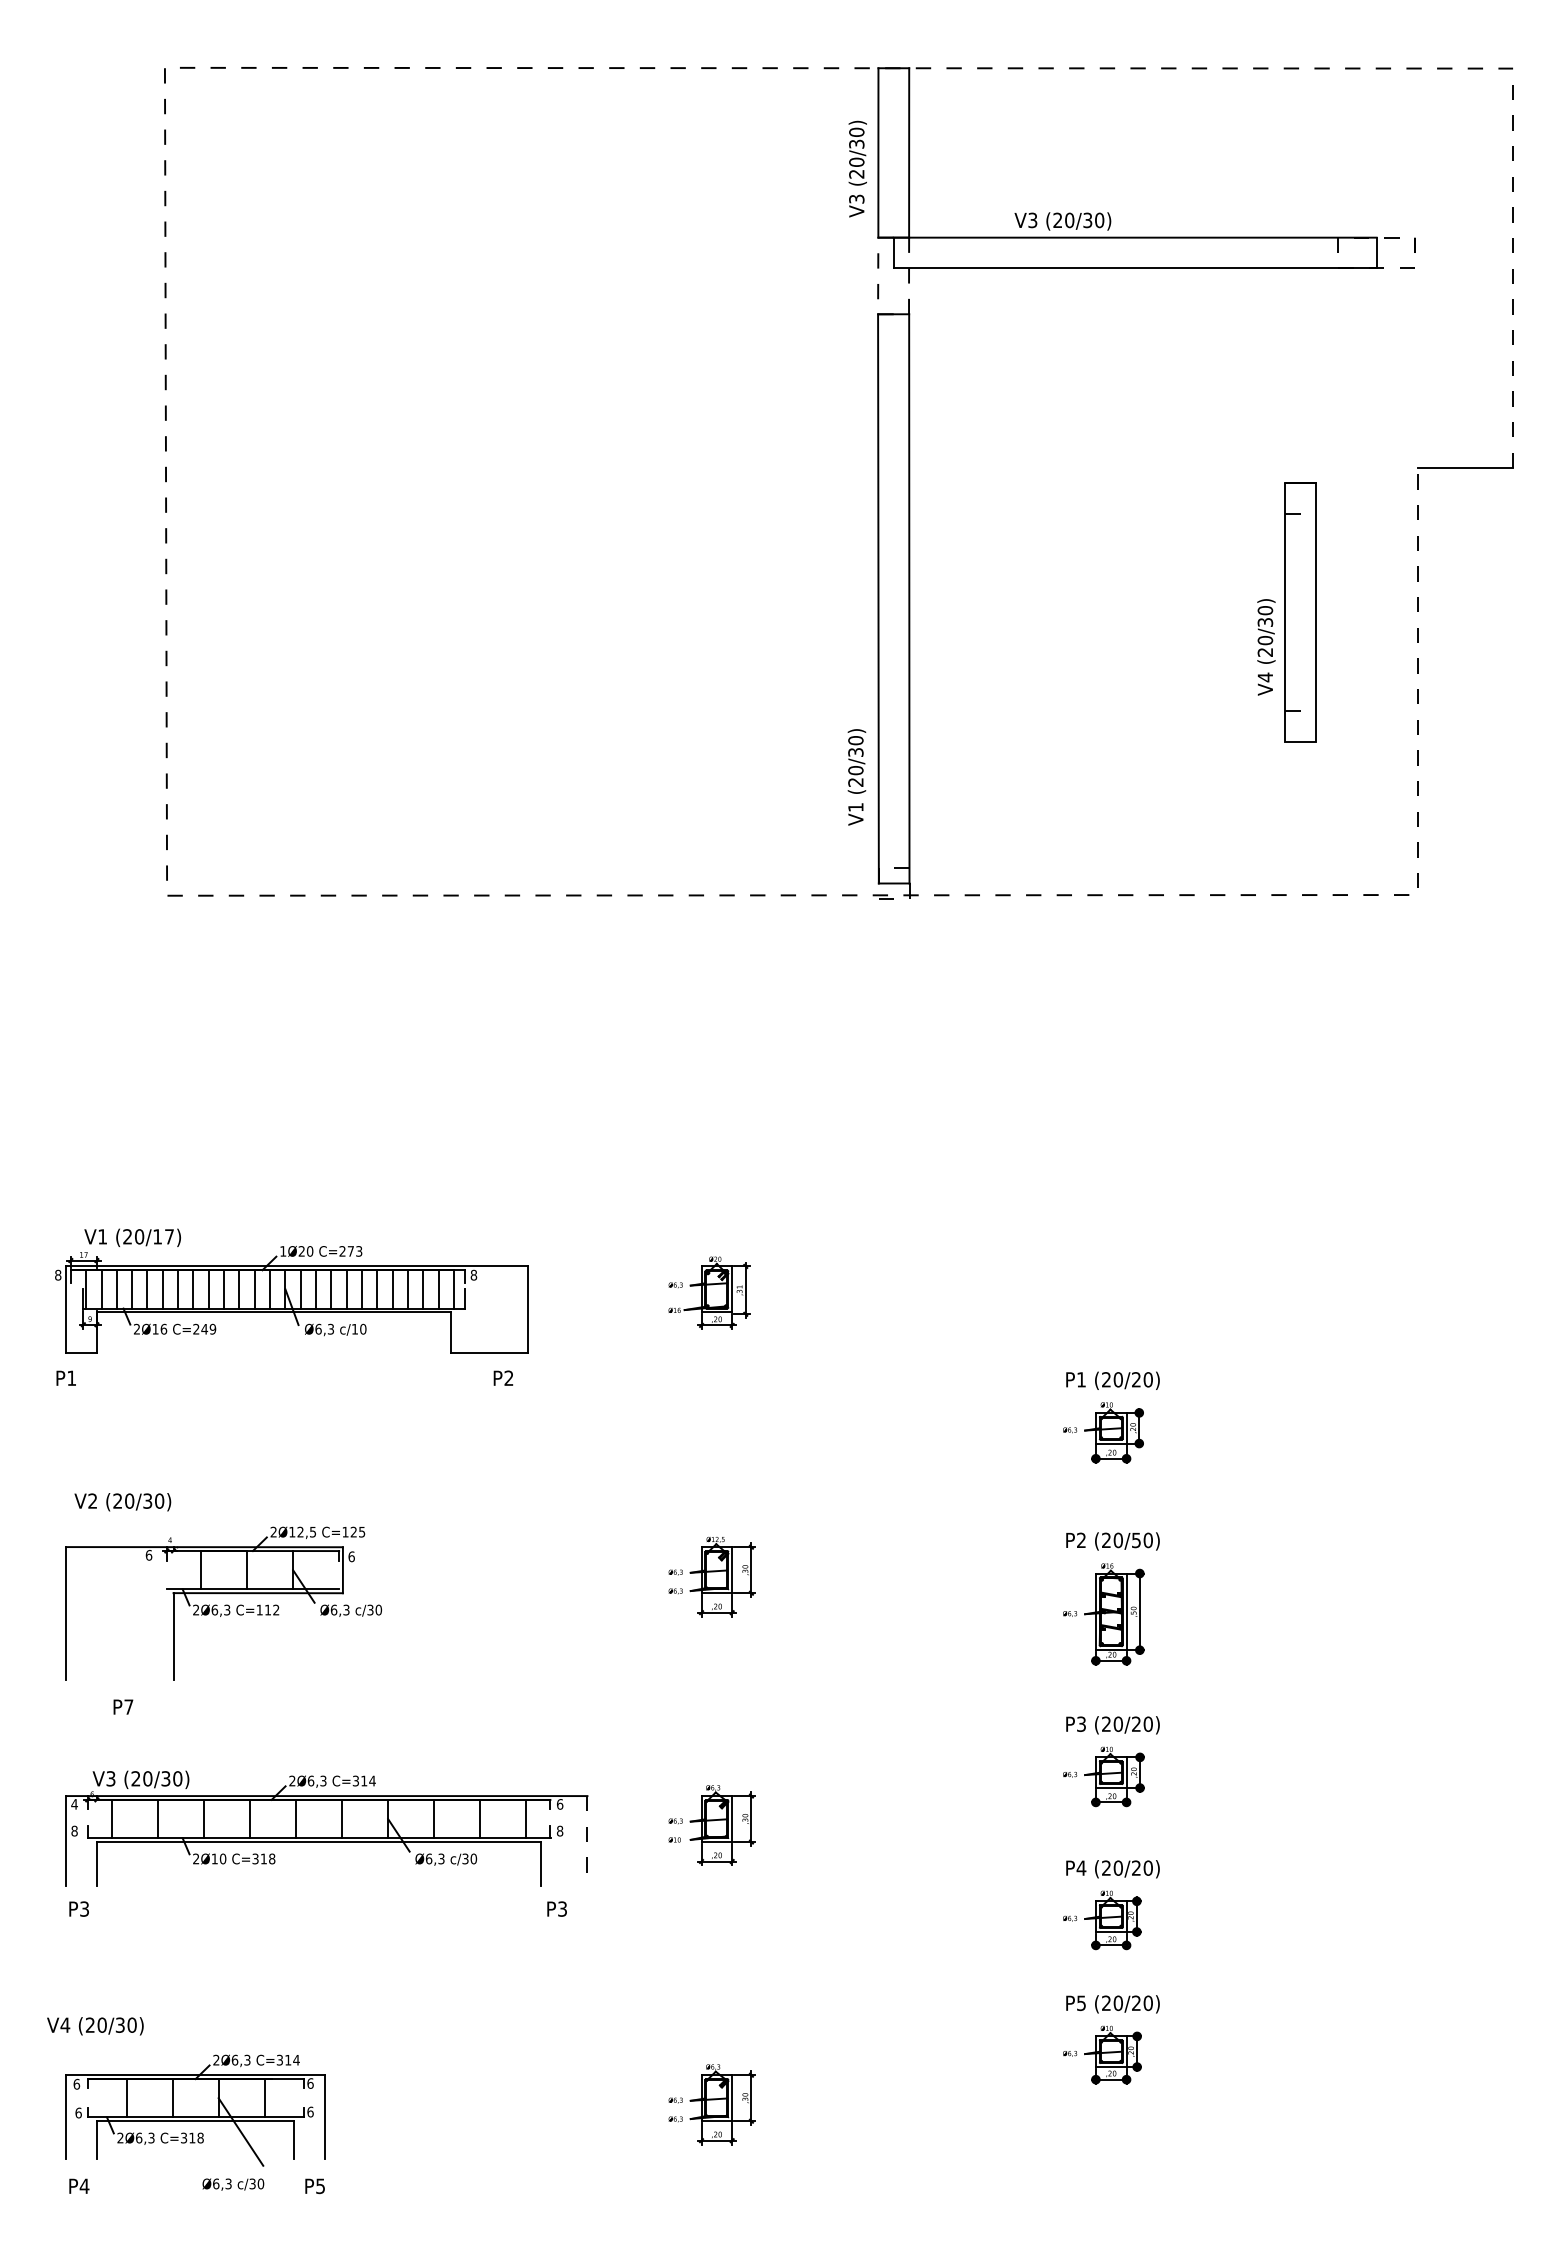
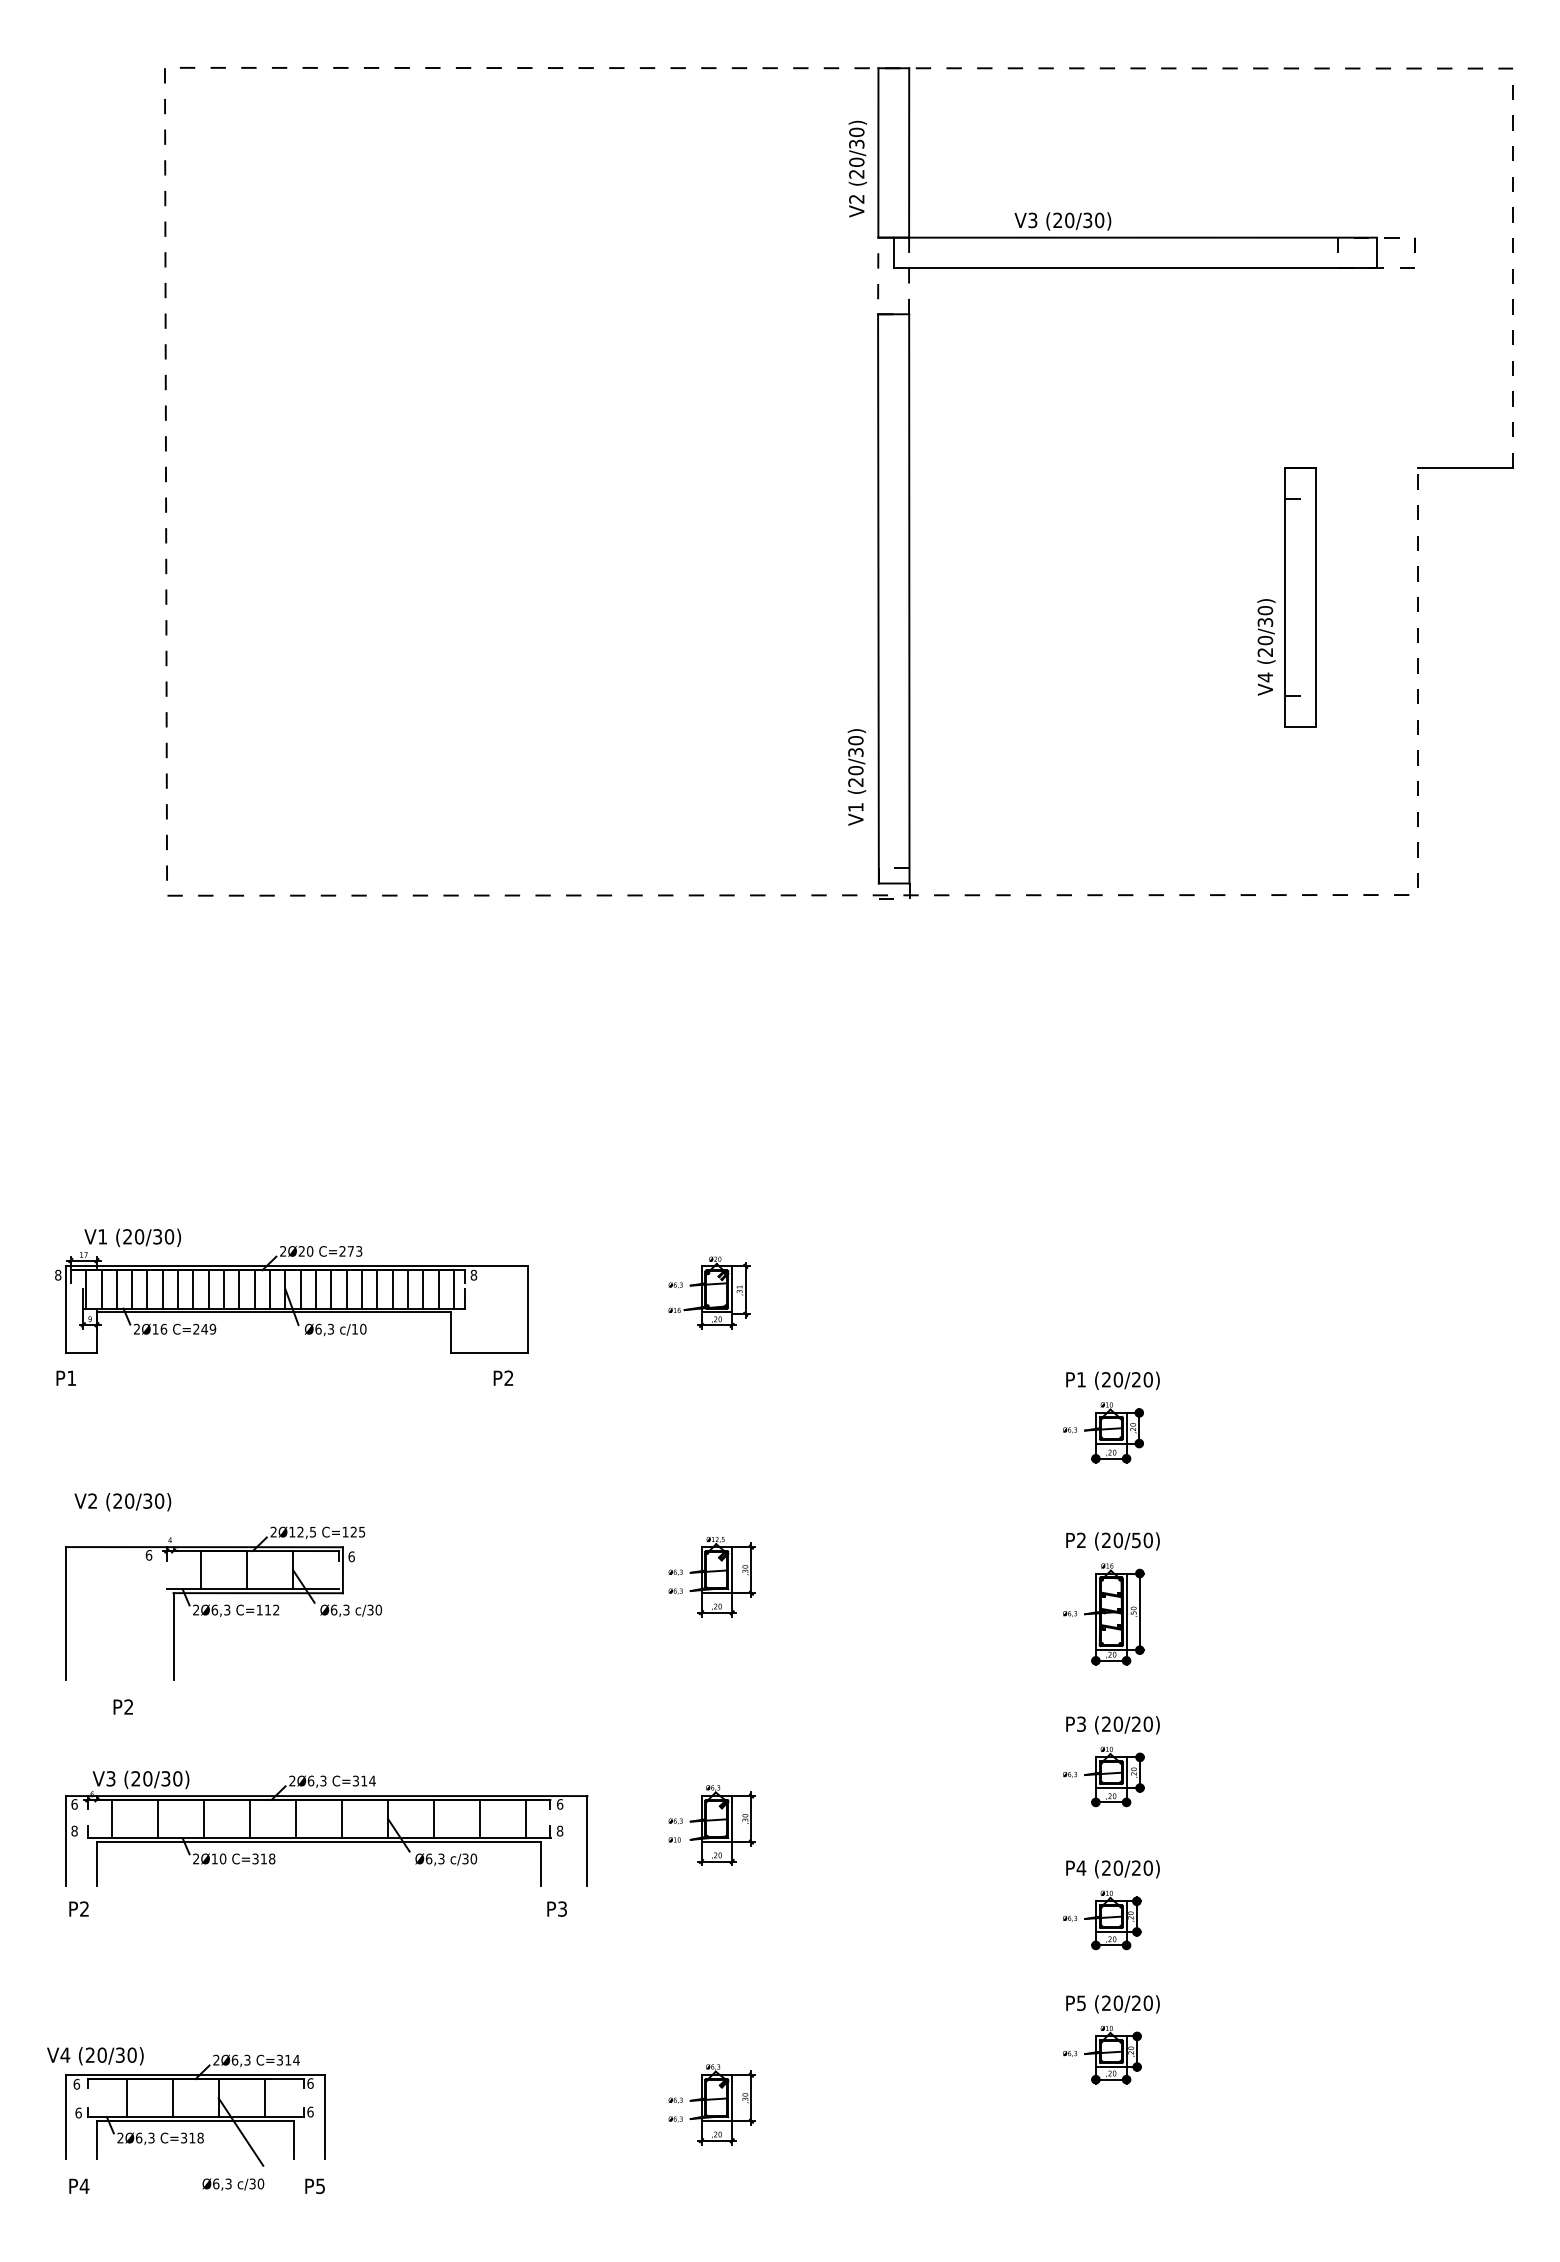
text: V3 -> V2 (856, 198)
part position: (1300, 612) -> (1300, 597) (1300, 597)
text: (20/17) -> (20/30) (163, 1236)
text: 1Ø20 -> 2Ø20 (282, 1251)
text: P7 -> P2 (128, 1706)
text: 4 -> 6 (74, 1804)
line: dashed -> solid (587, 1840)
text: P3 -> P2 (84, 1908)
text position: (95, 2026) -> (95, 2056) (95, 2056)
